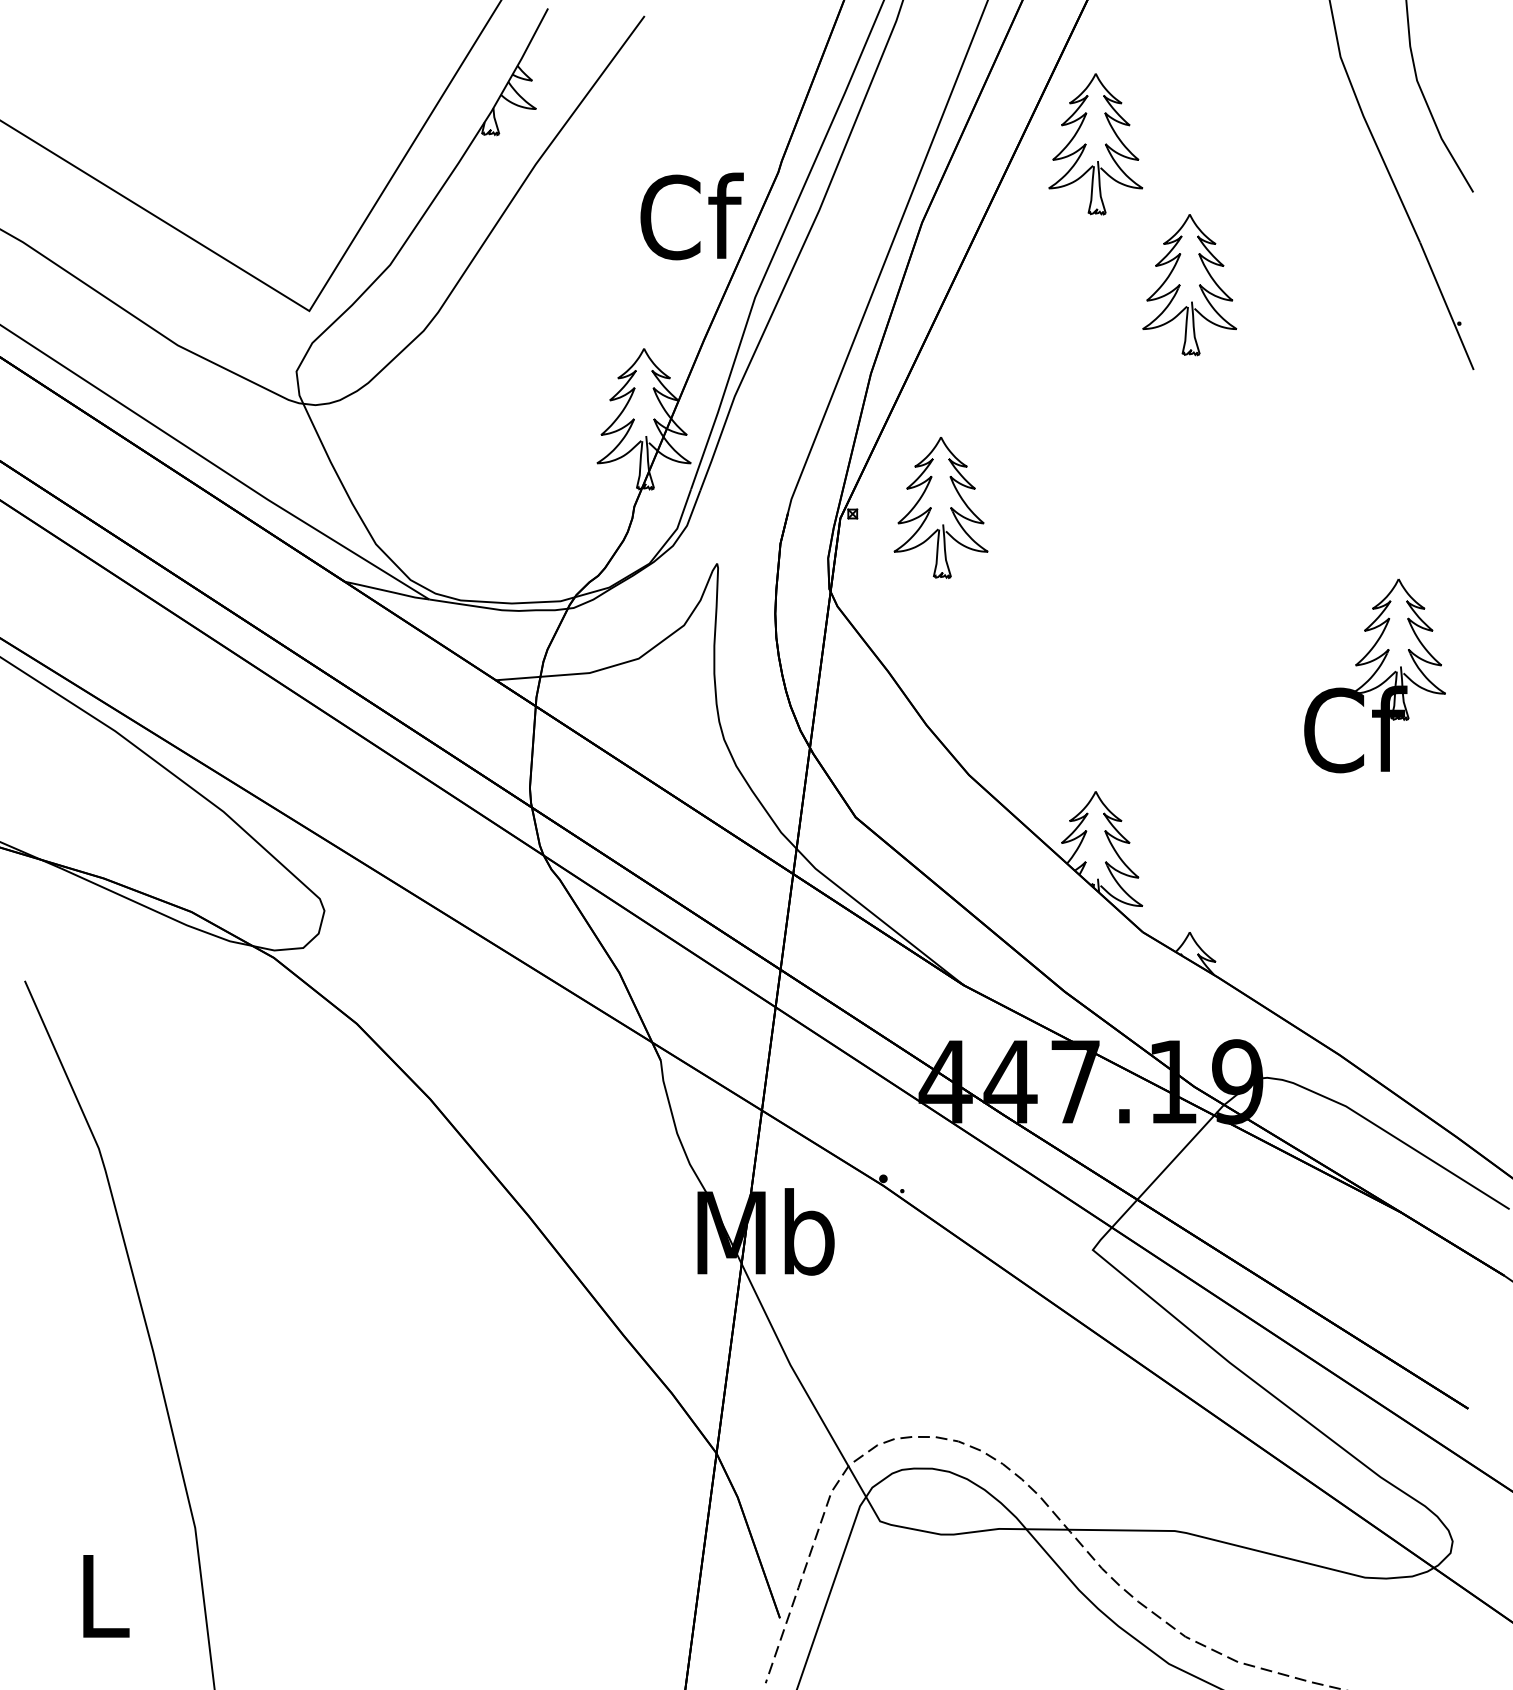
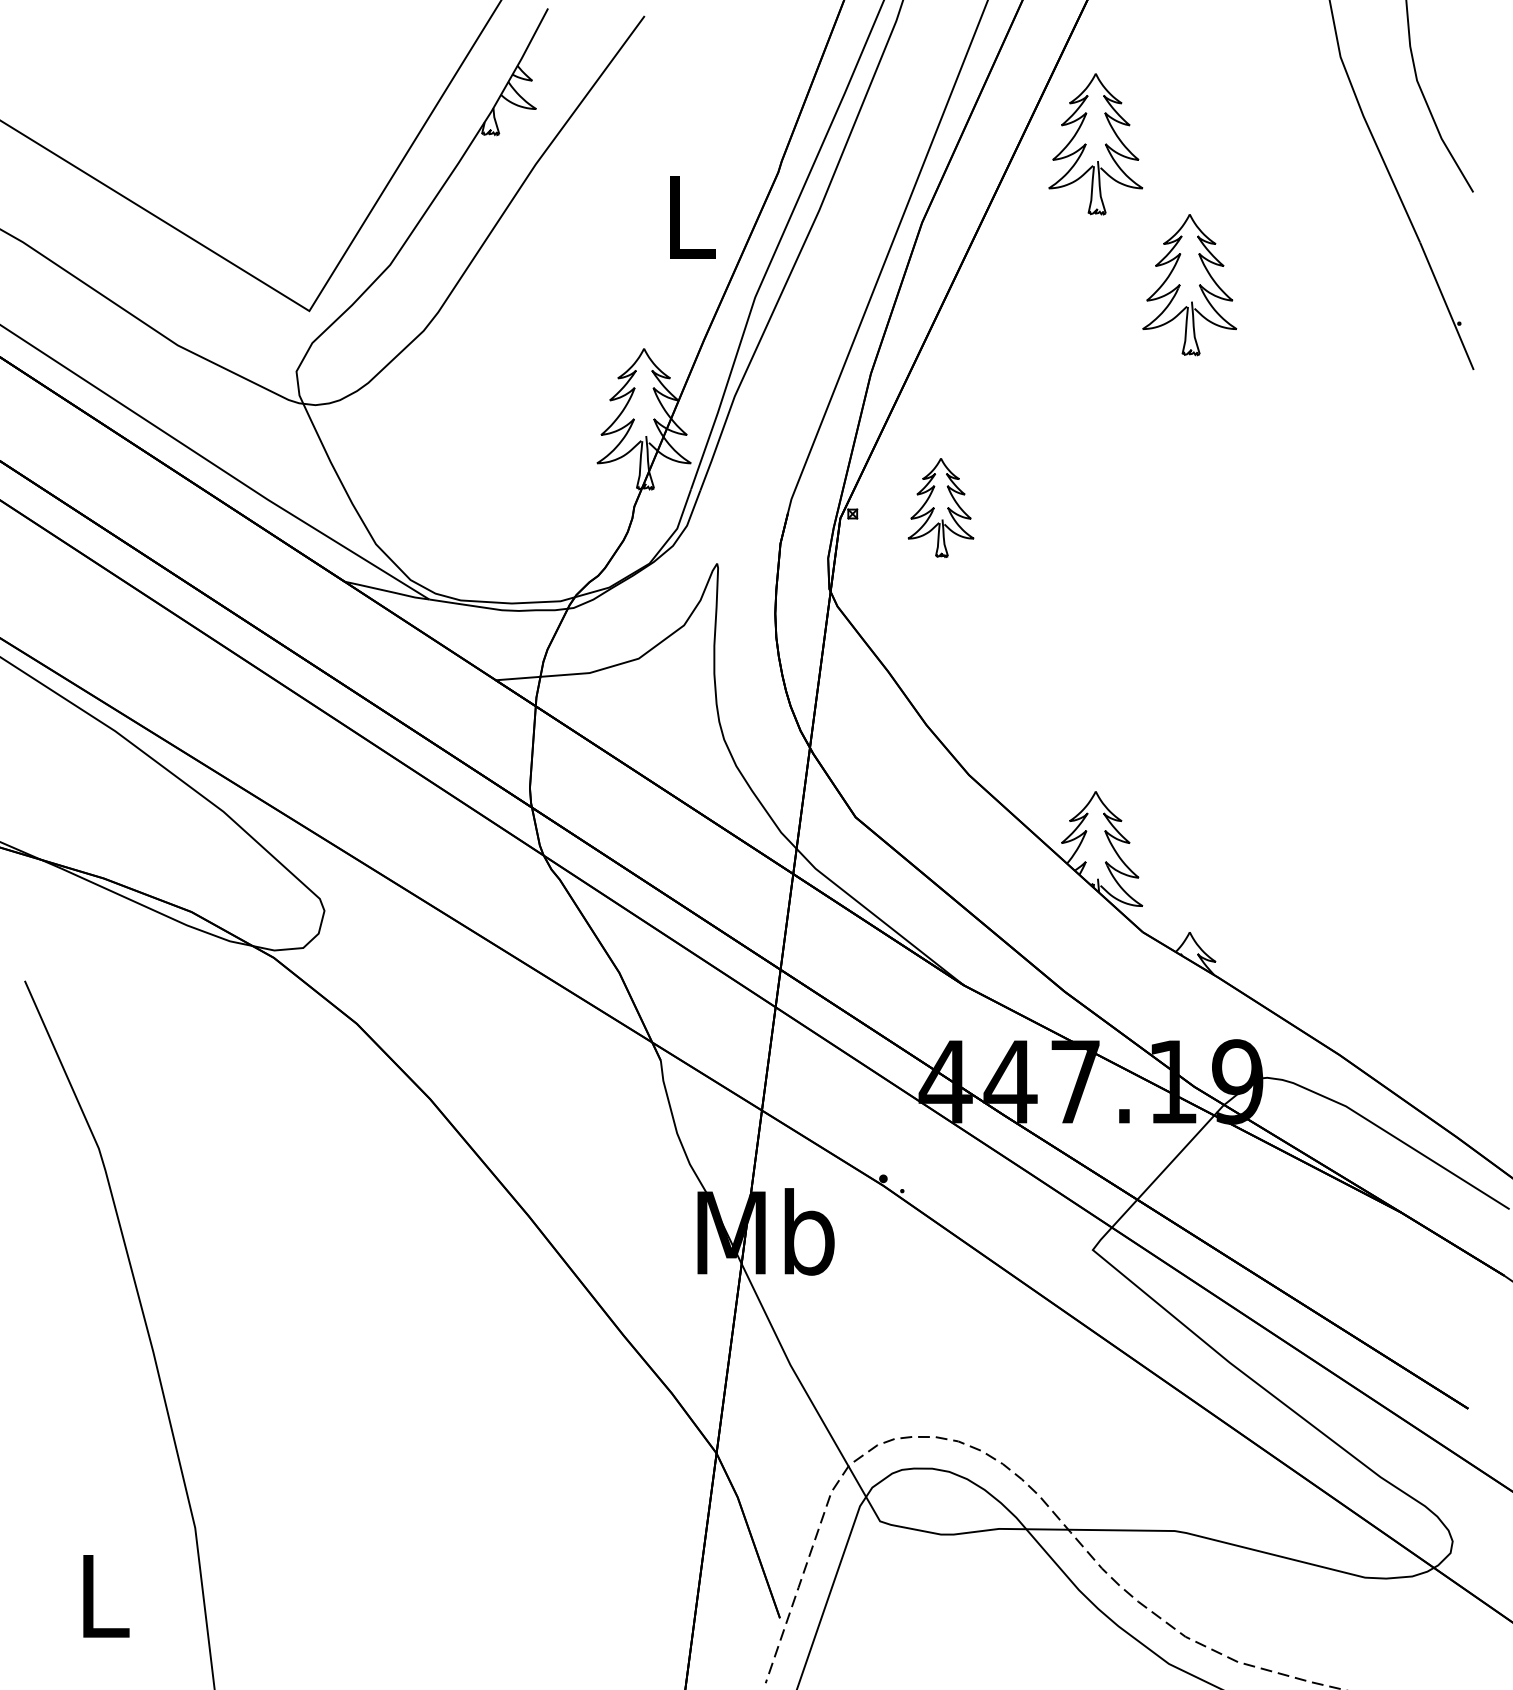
text: Cf -> L (691, 216)
part size: 96x142 px -> 68x100 px (940, 507)
part: present -> none (1374, 675)
